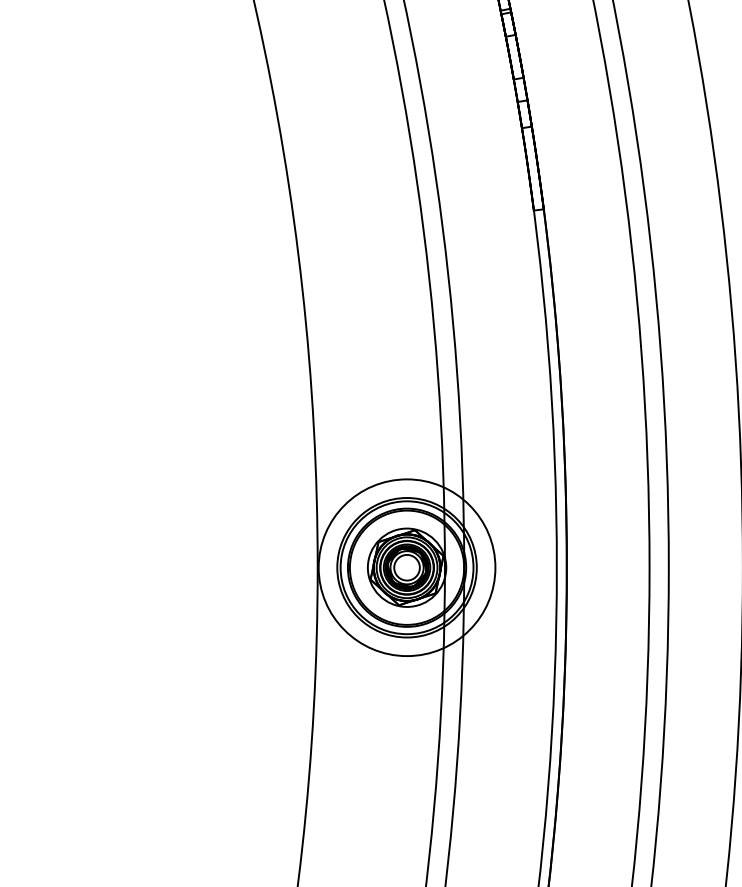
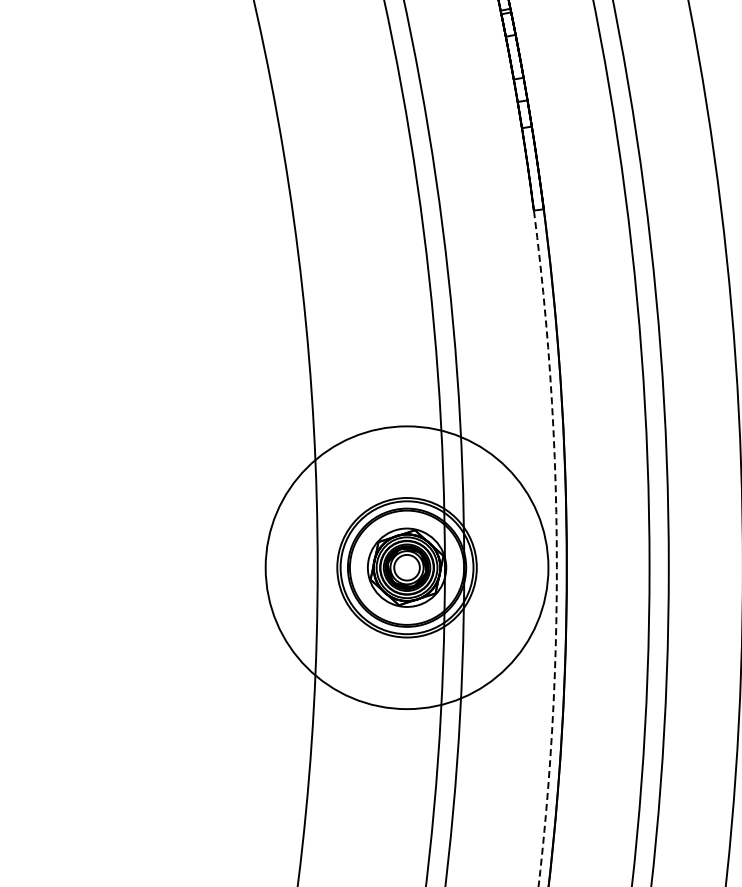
arc: solid -> dashed (556, 506)
circle diameter: 177 px -> 283 px (406, 567)
